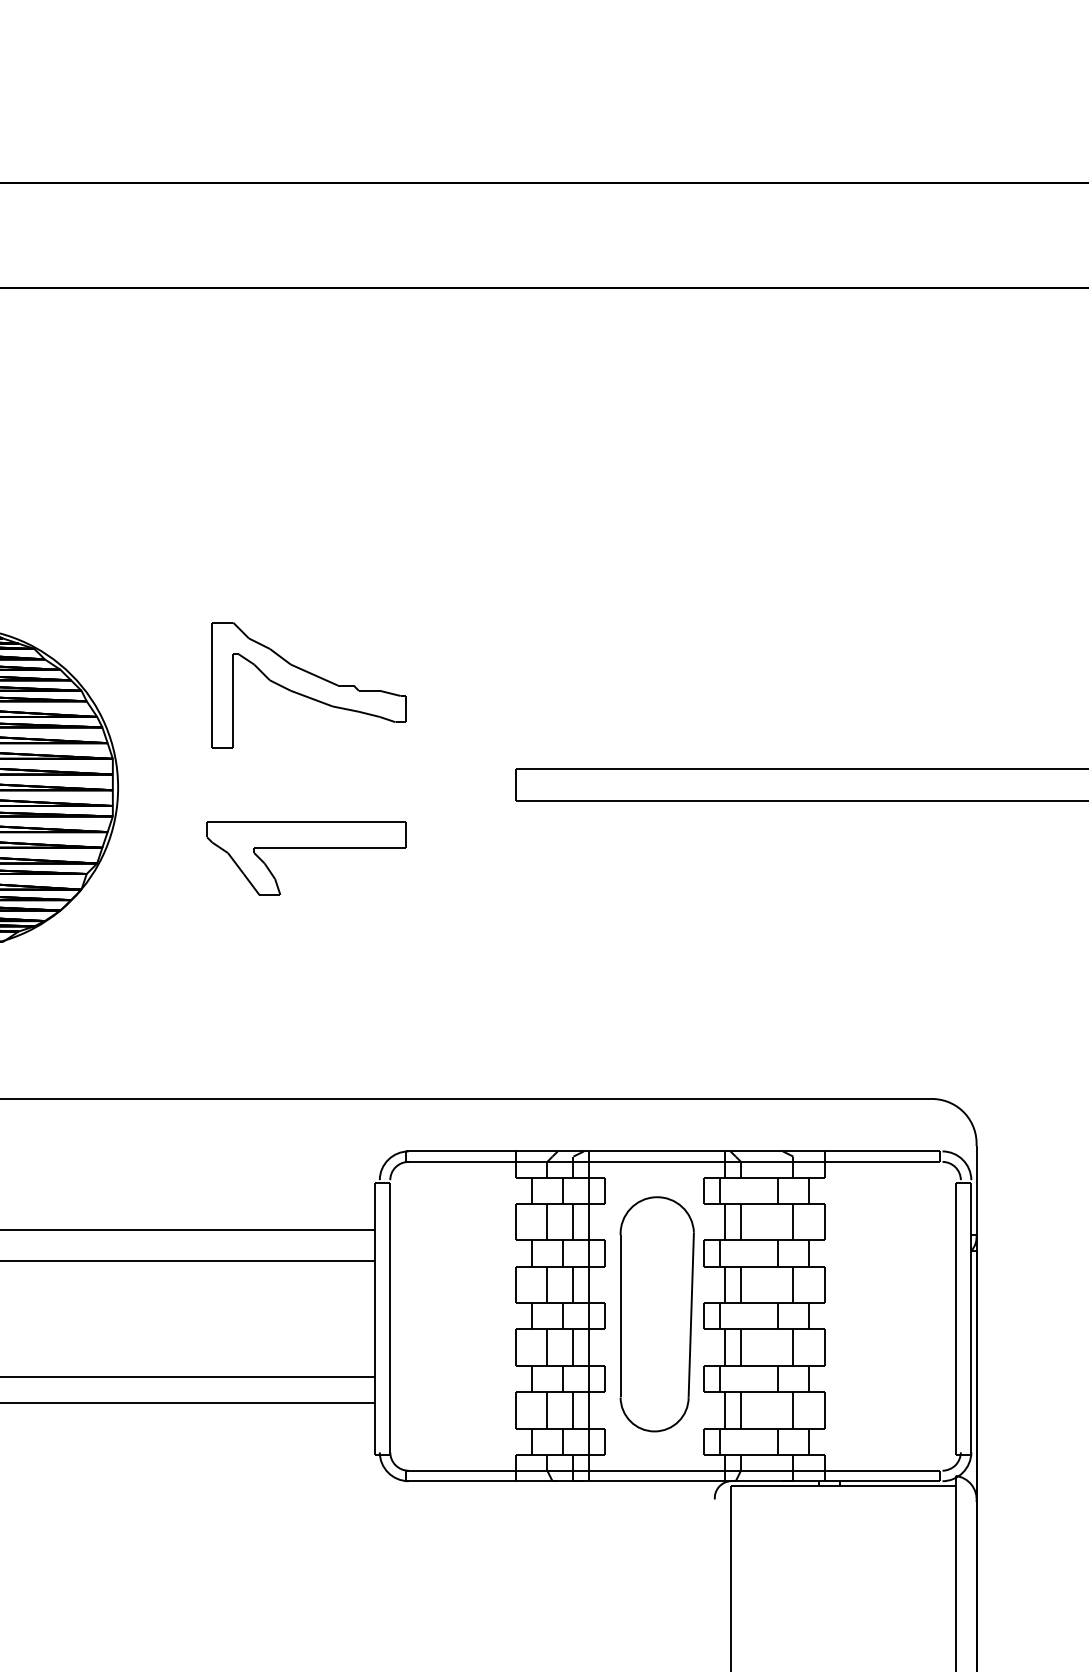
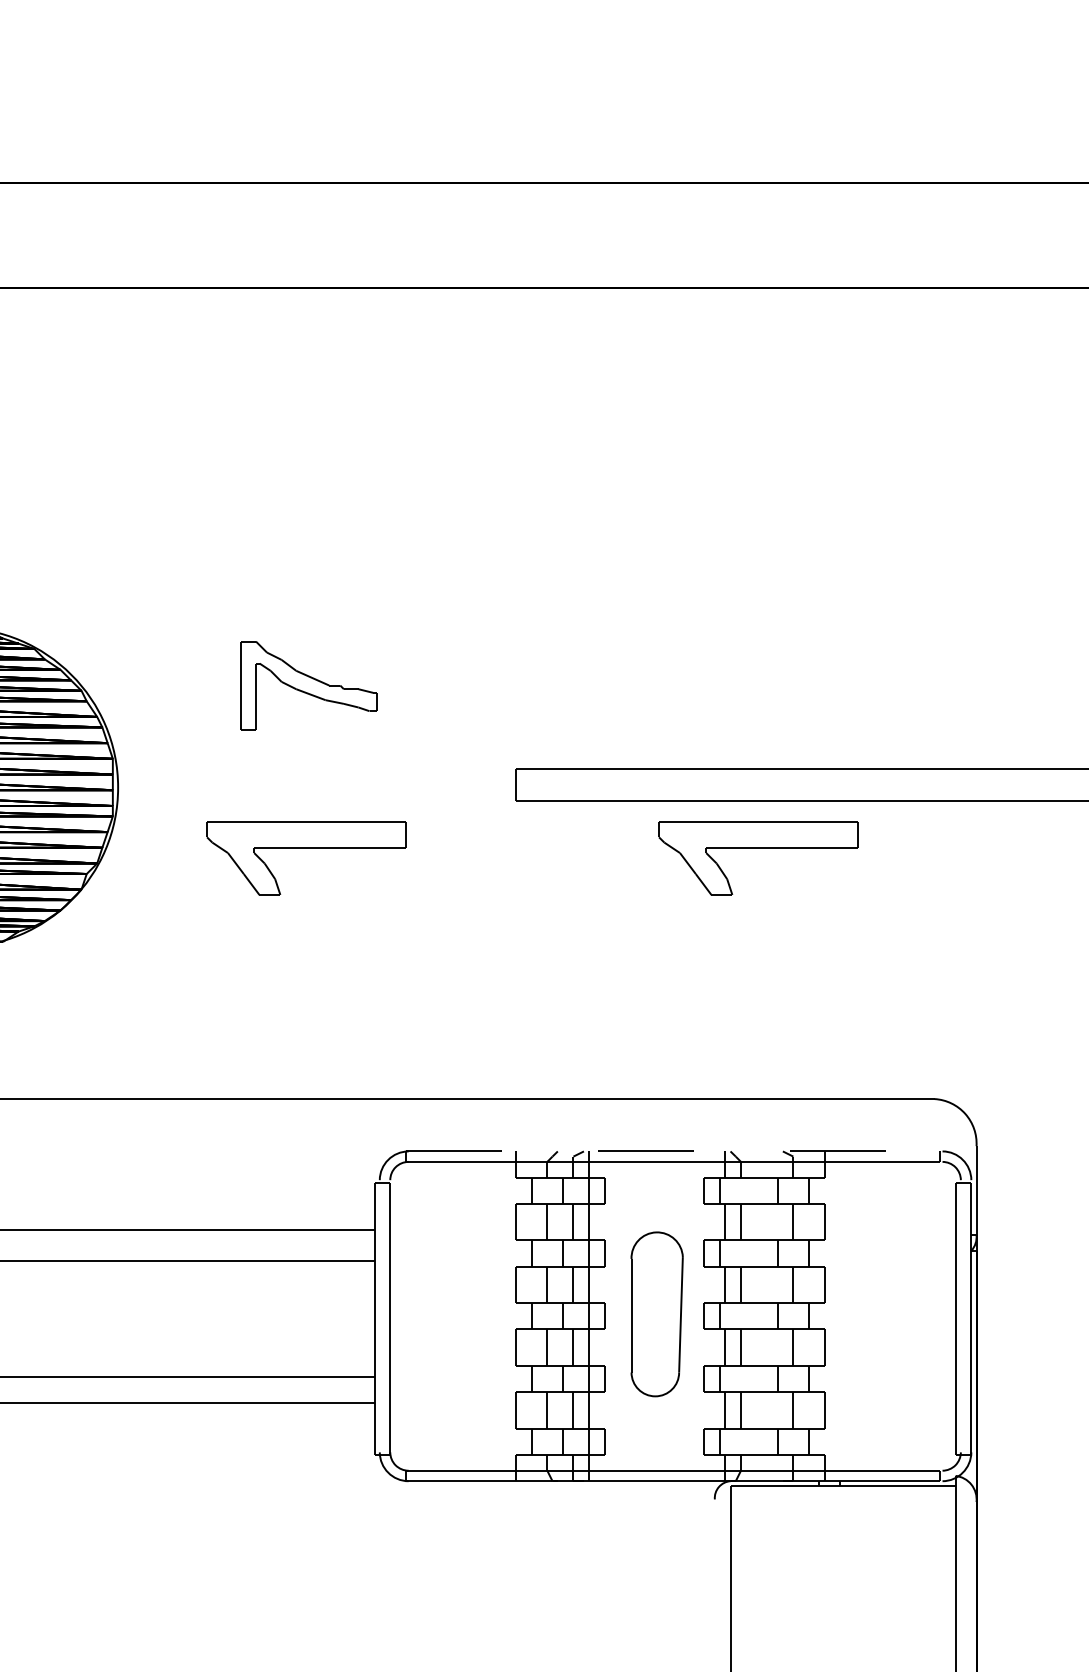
part size: 196x127 px -> 138x90 px (308, 685)
part: none -> present (758, 848)
line: solid -> dashed (672, 1151)
part size: 76x237 px -> 54x167 px (656, 1314)
